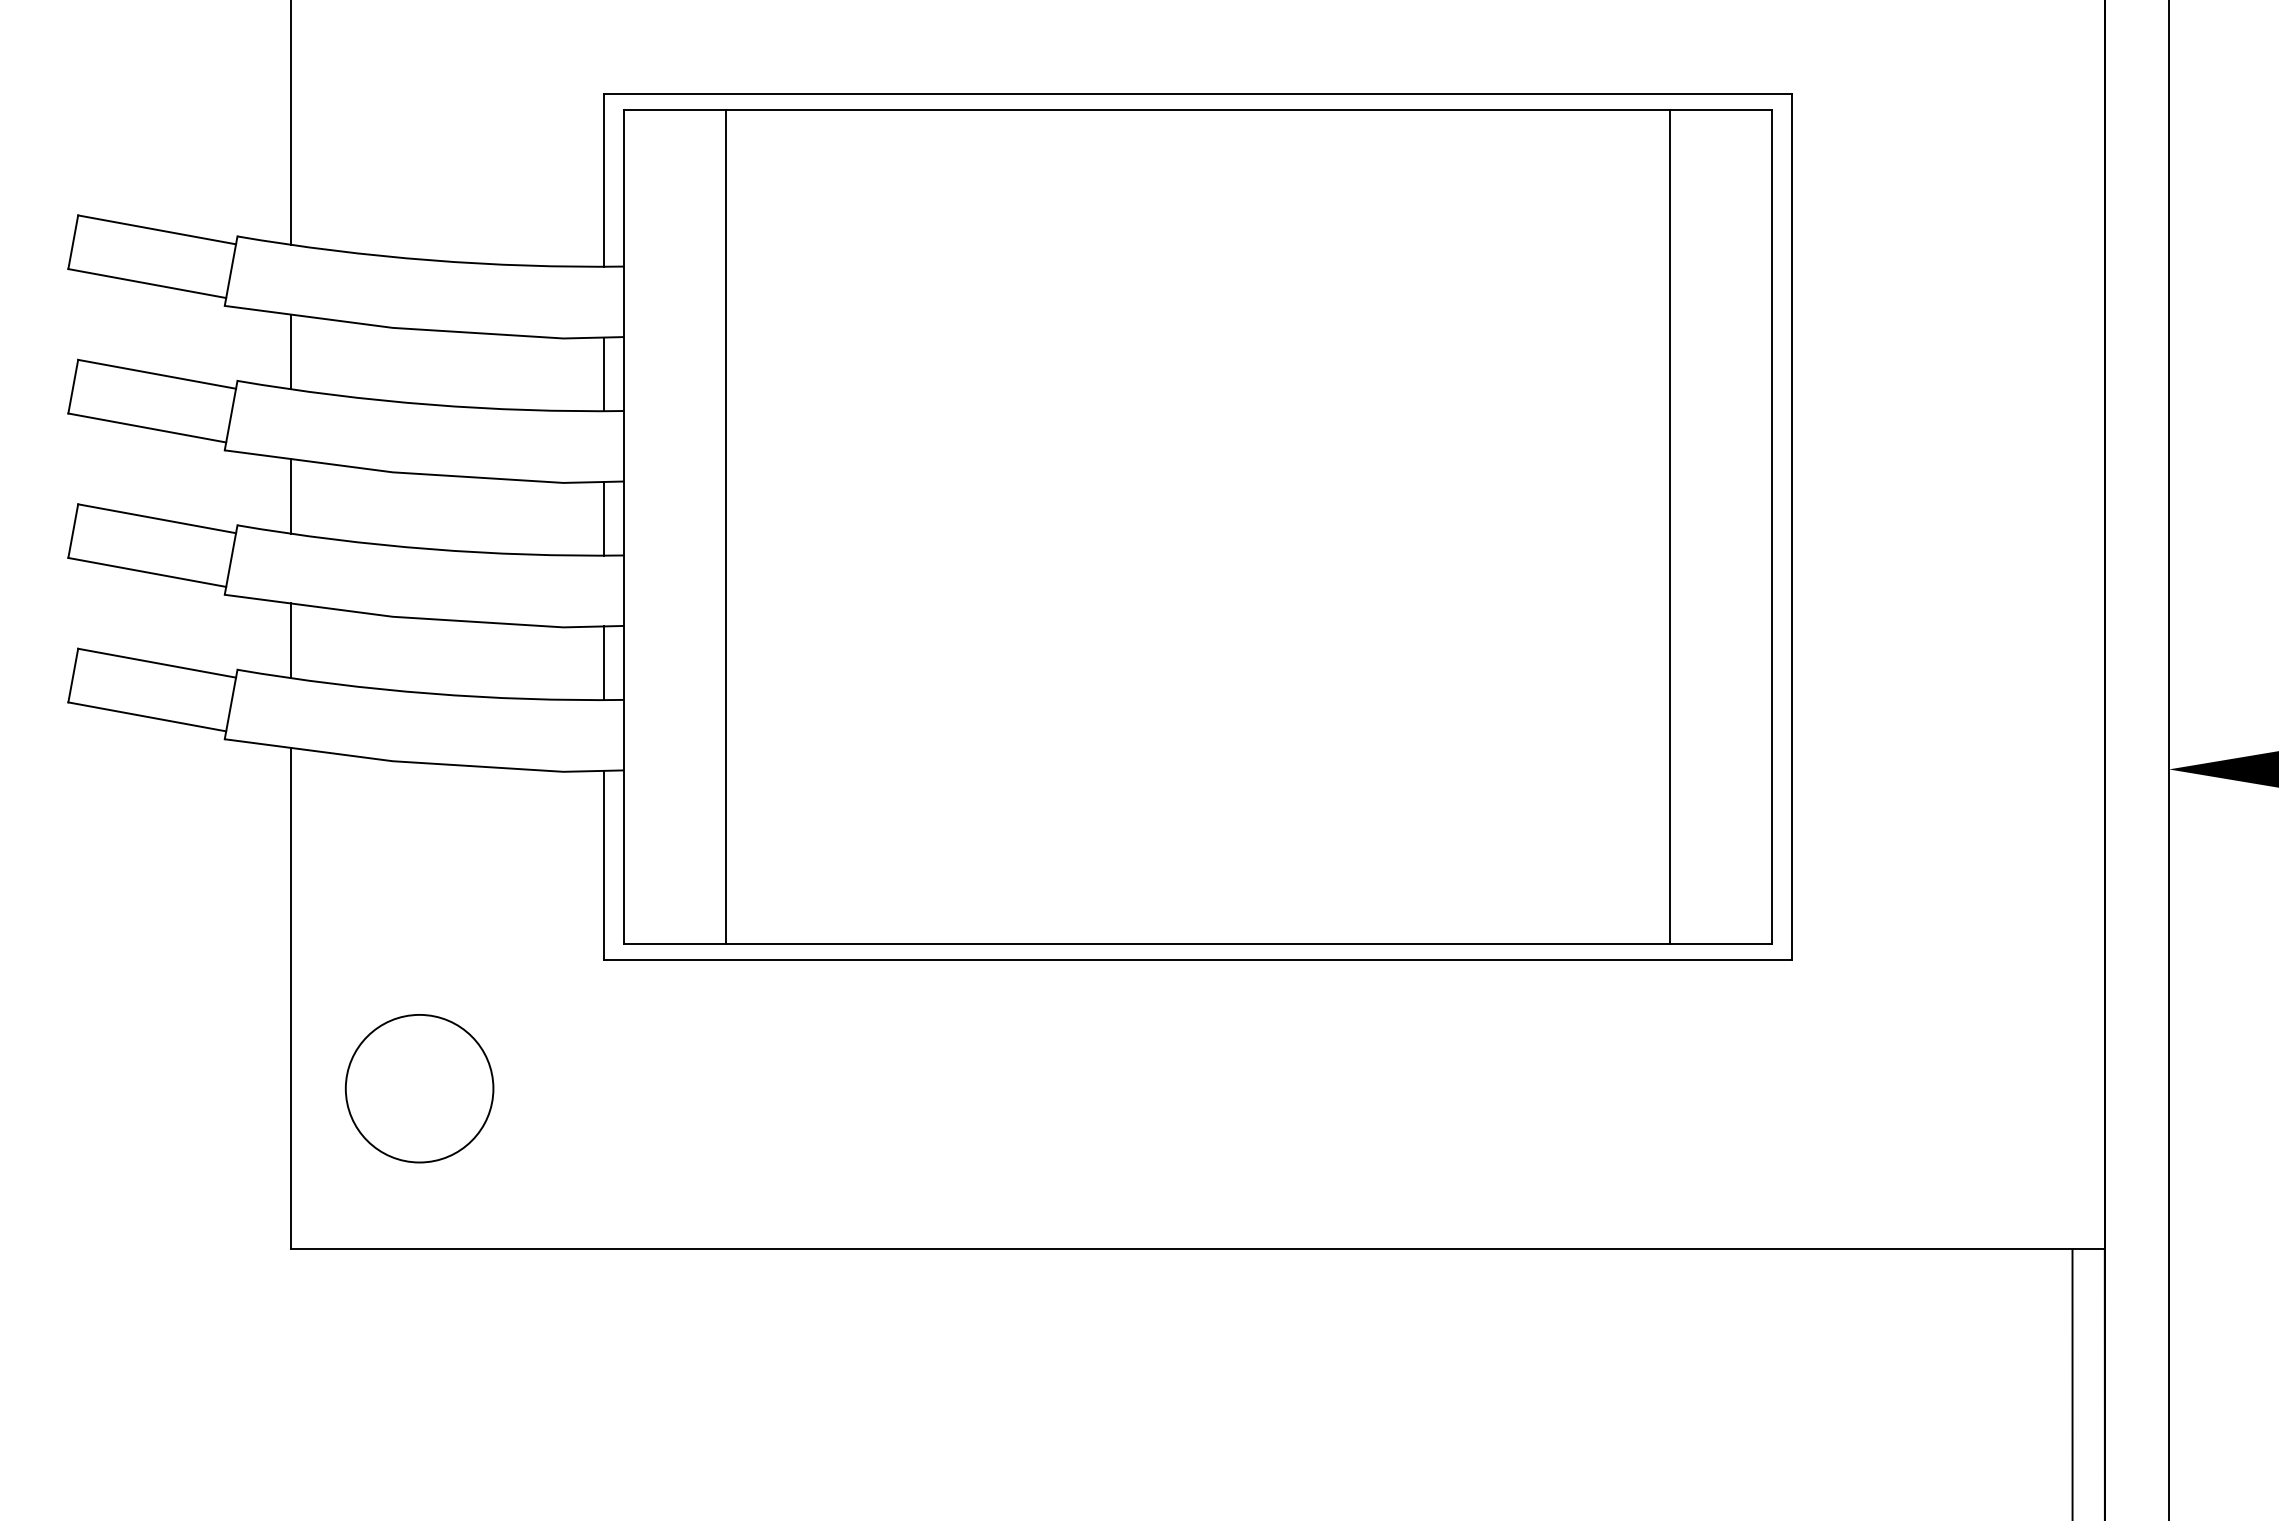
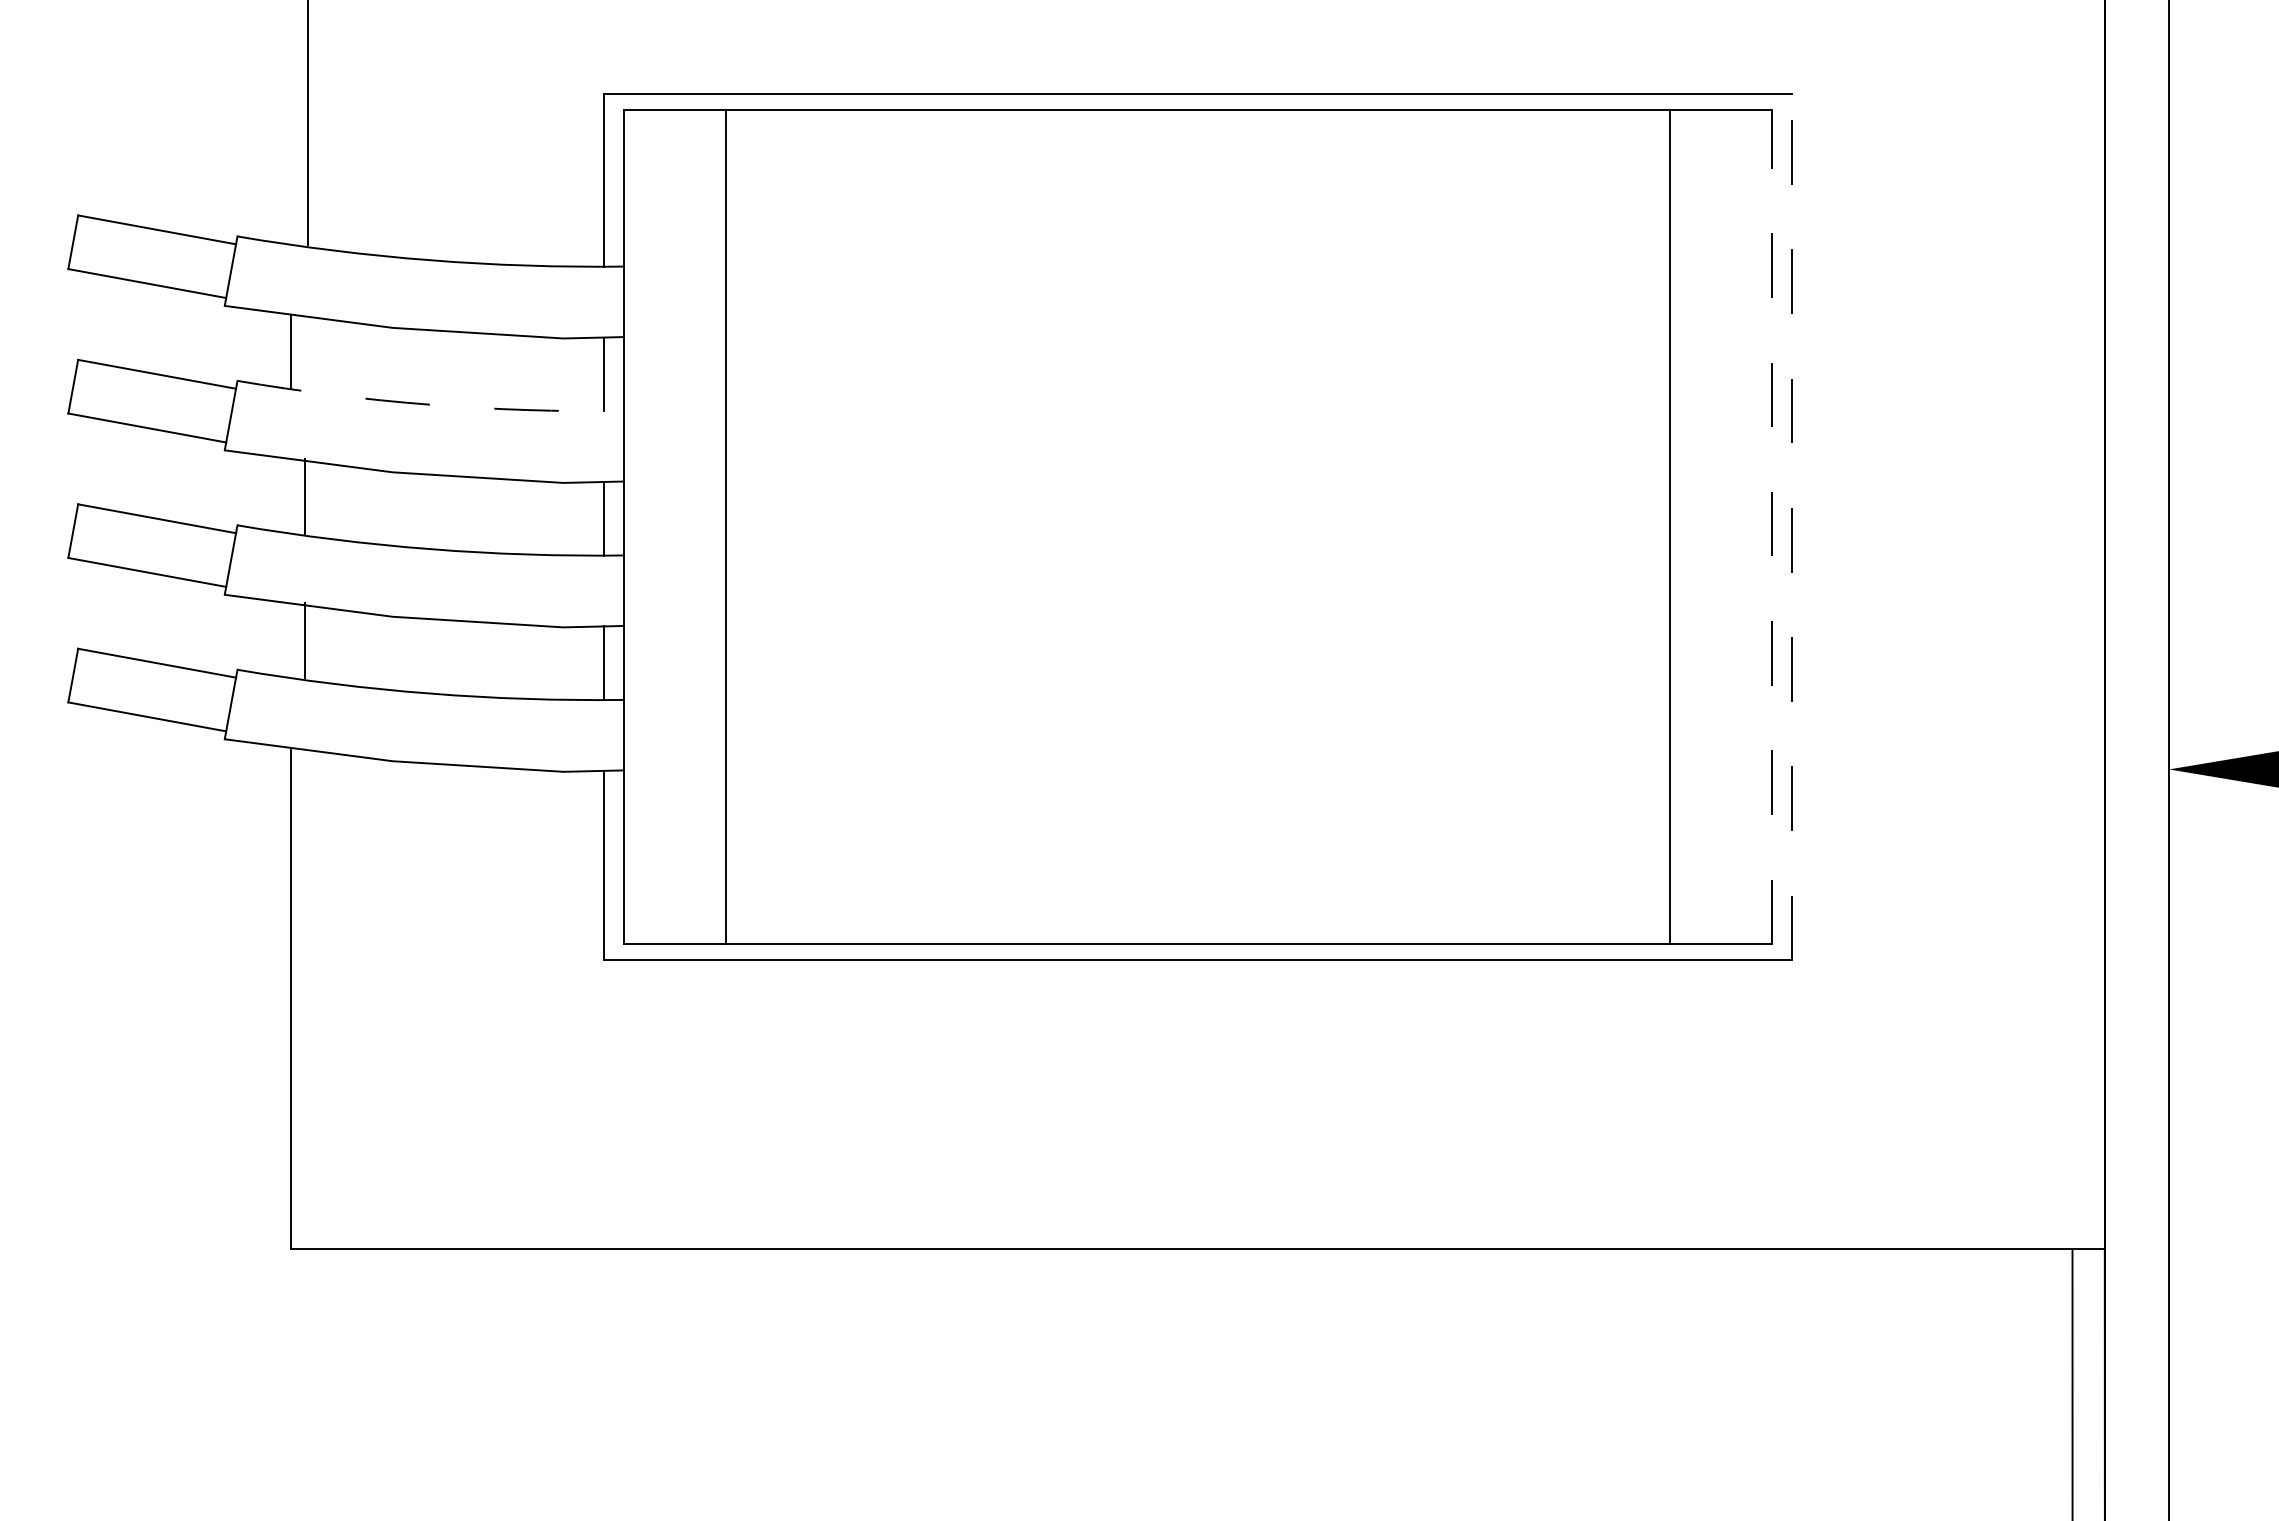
line position: (291, 123) -> (308, 123) (308, 123)
arc: solid -> dashed (430, 404)
line position: (291, 496) -> (305, 496) (305, 496)
line: solid -> dashed (1771, 526)
line: solid -> dashed (1791, 526)
line position: (291, 640) -> (305, 640) (305, 640)
circle: present -> none (419, 1088)
